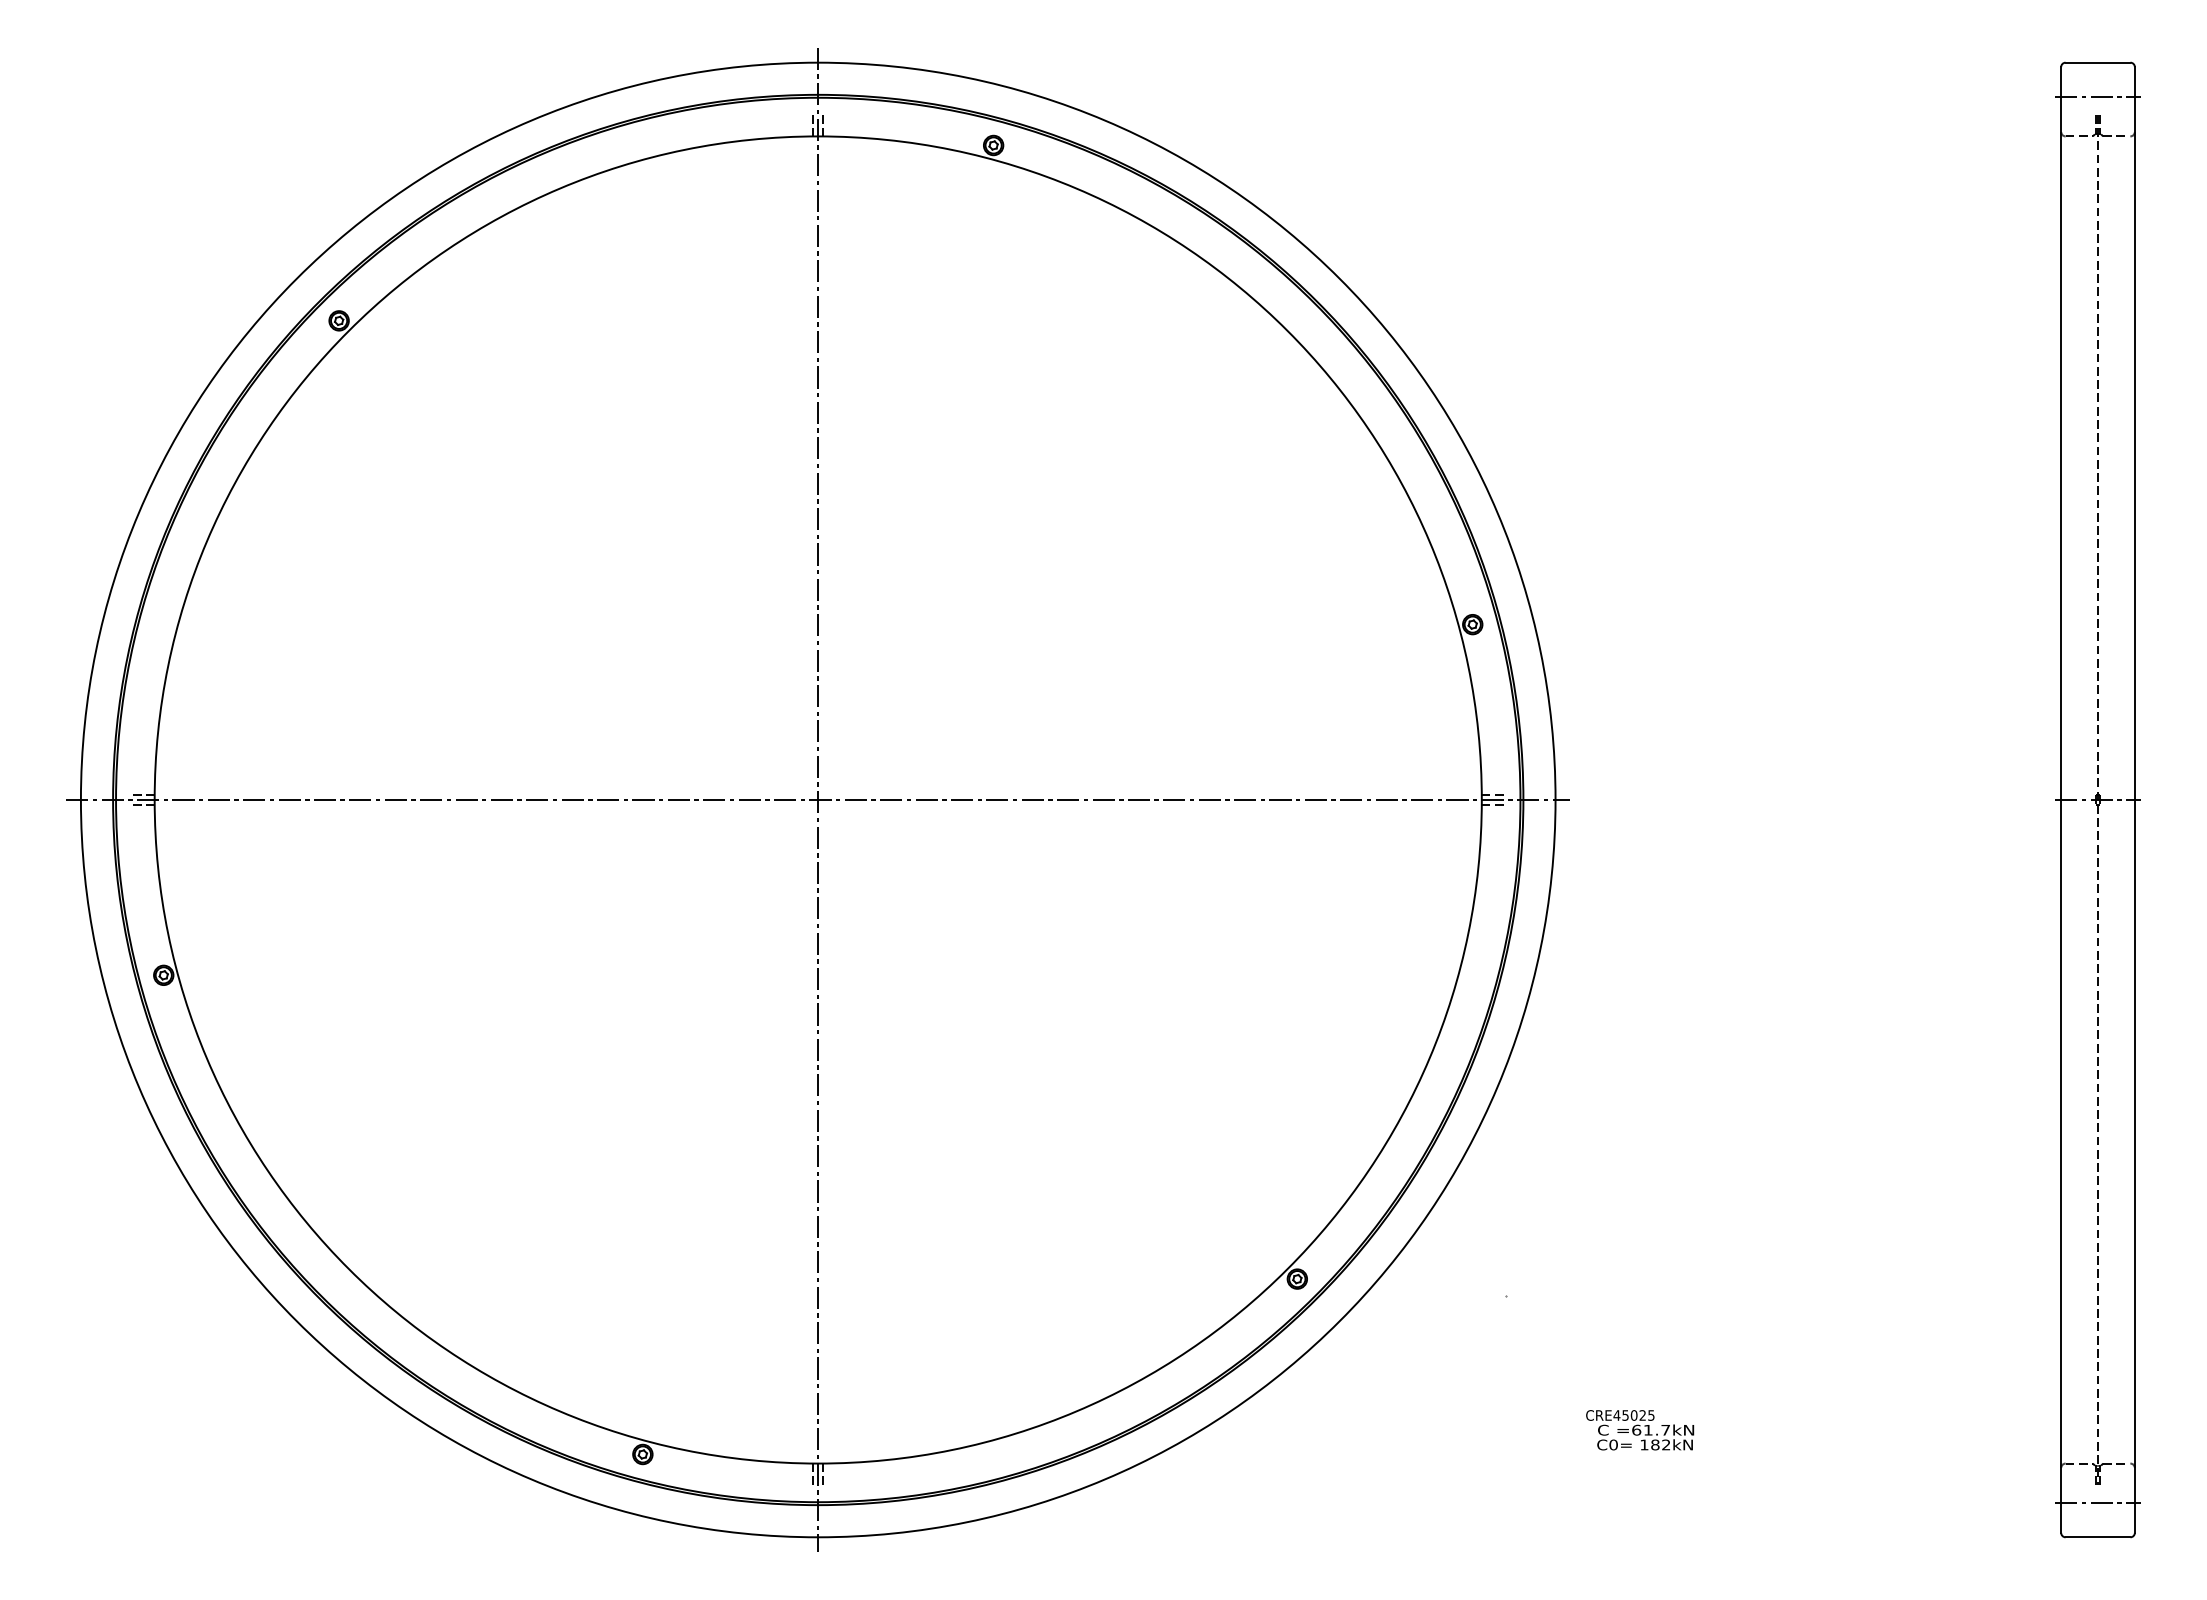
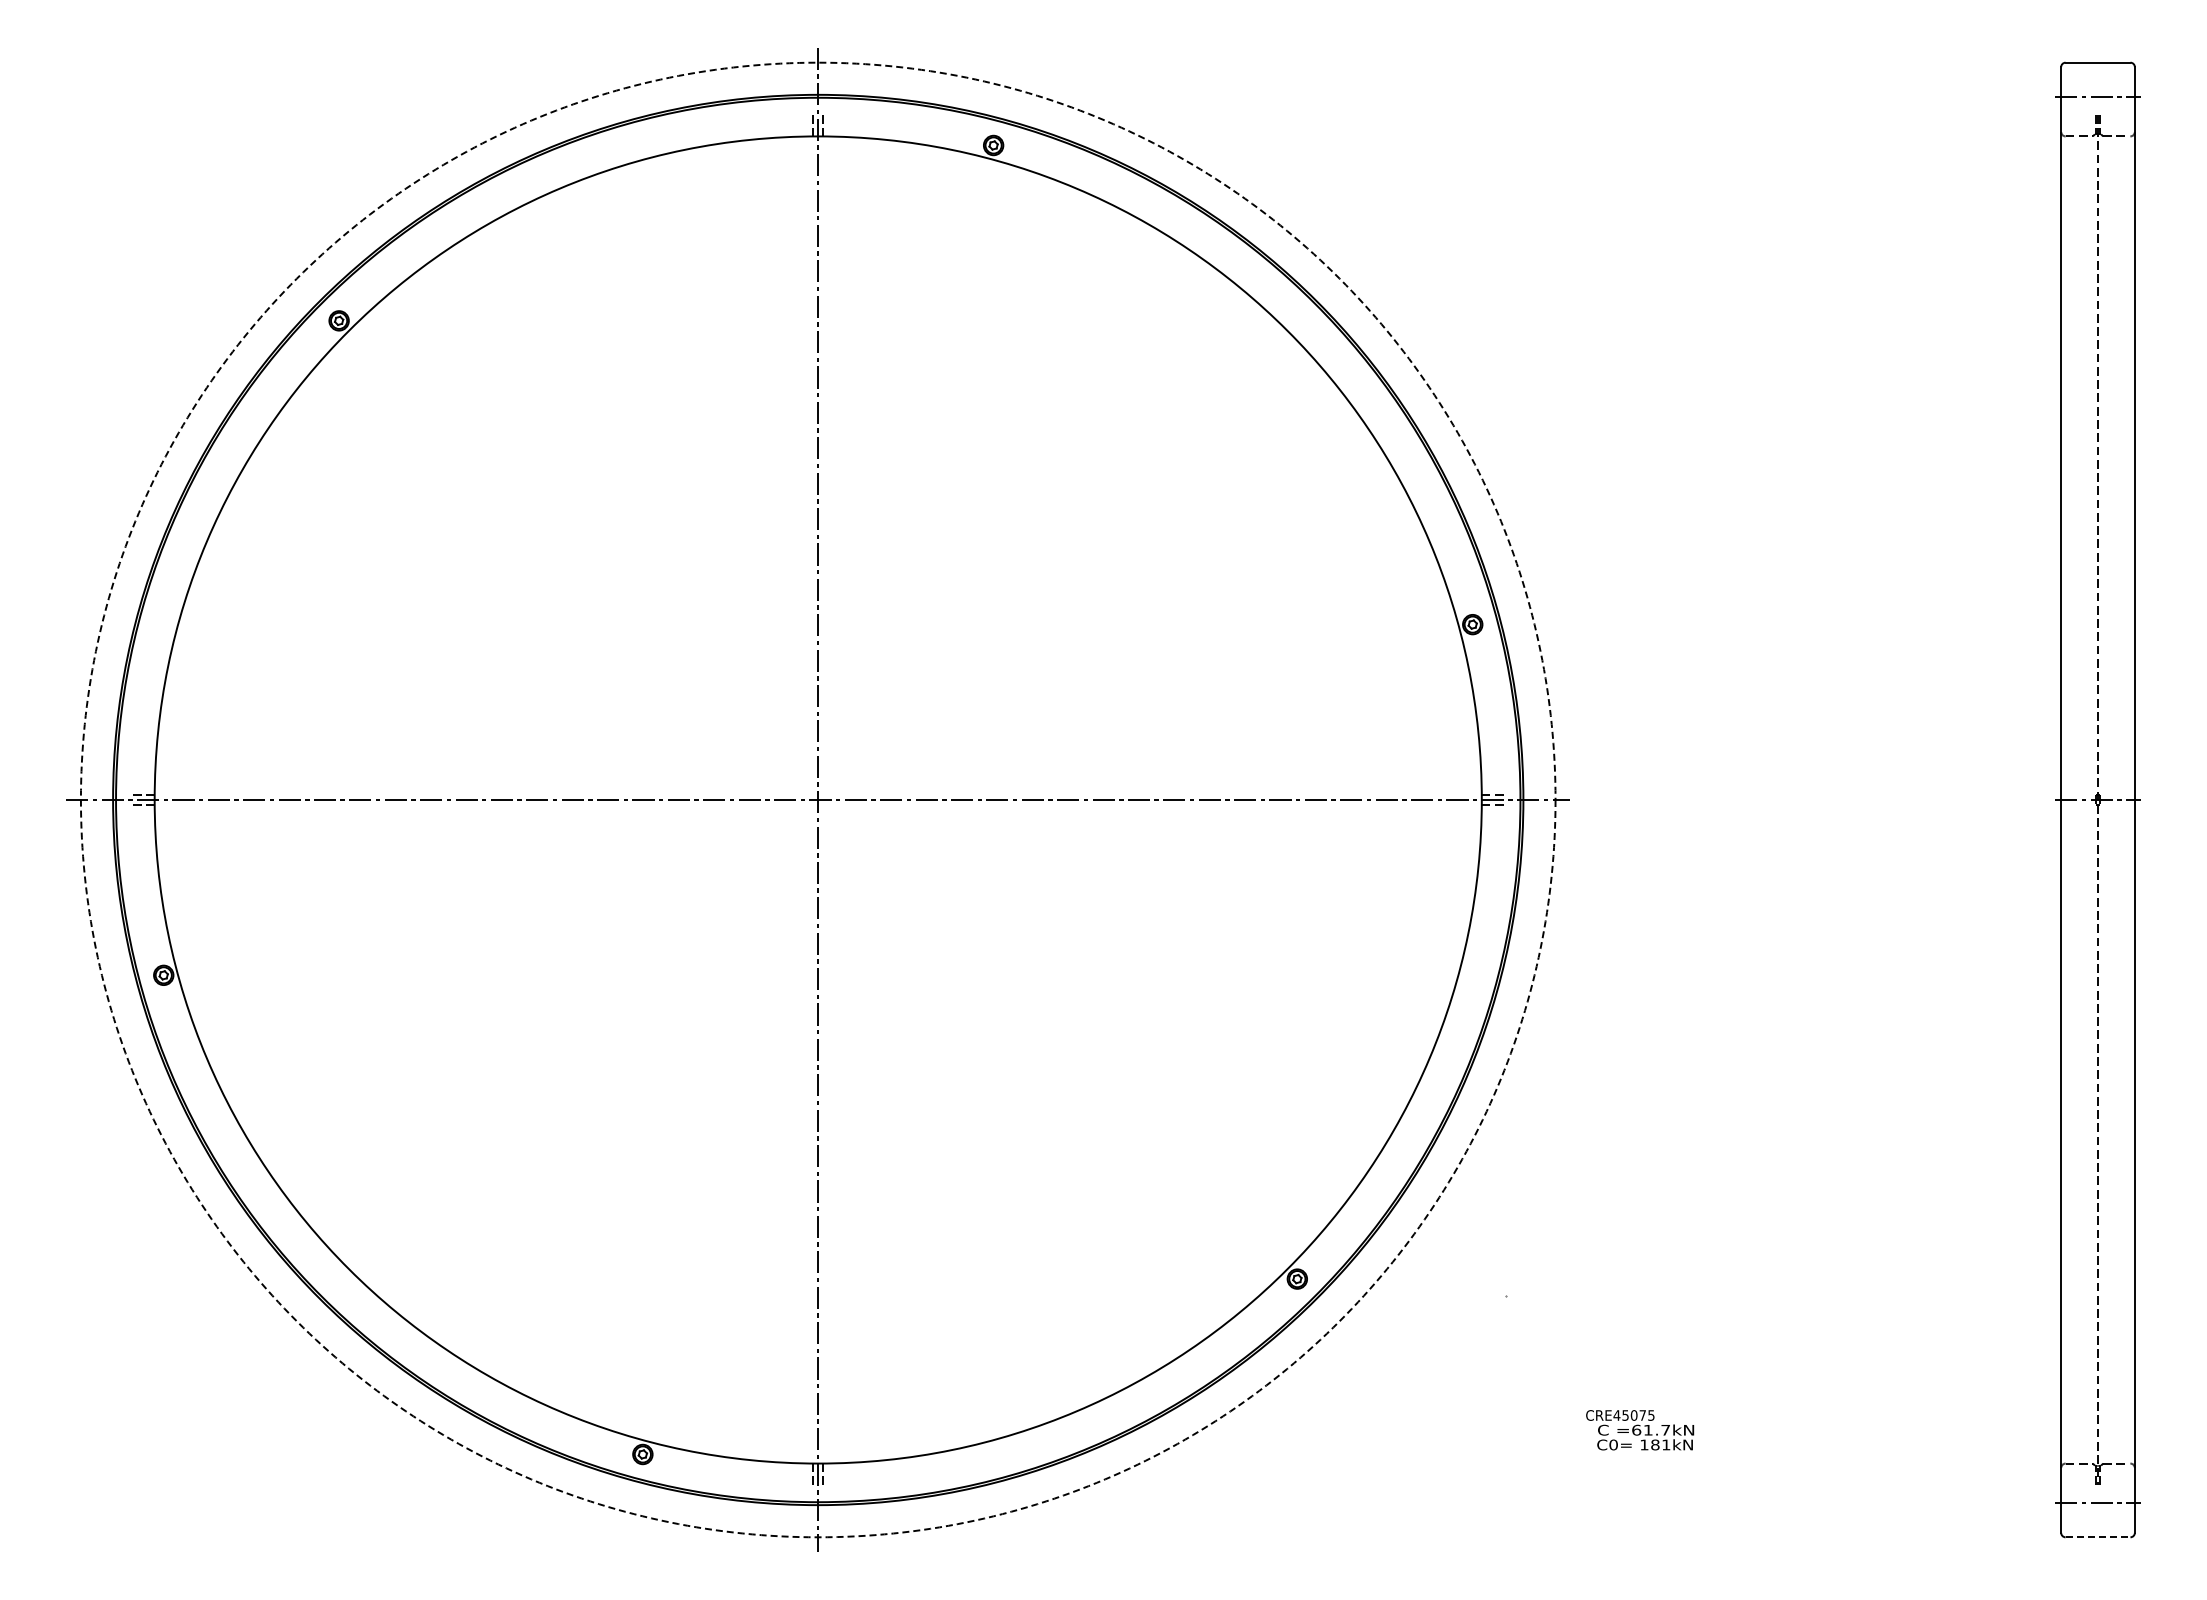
circle: solid -> dashed (817, 799)
text: CRE45025 -> CRE45075 (1642, 1415)
text: 182kN -> 181kN (1666, 1444)
line: solid -> dashed (2098, 1537)
